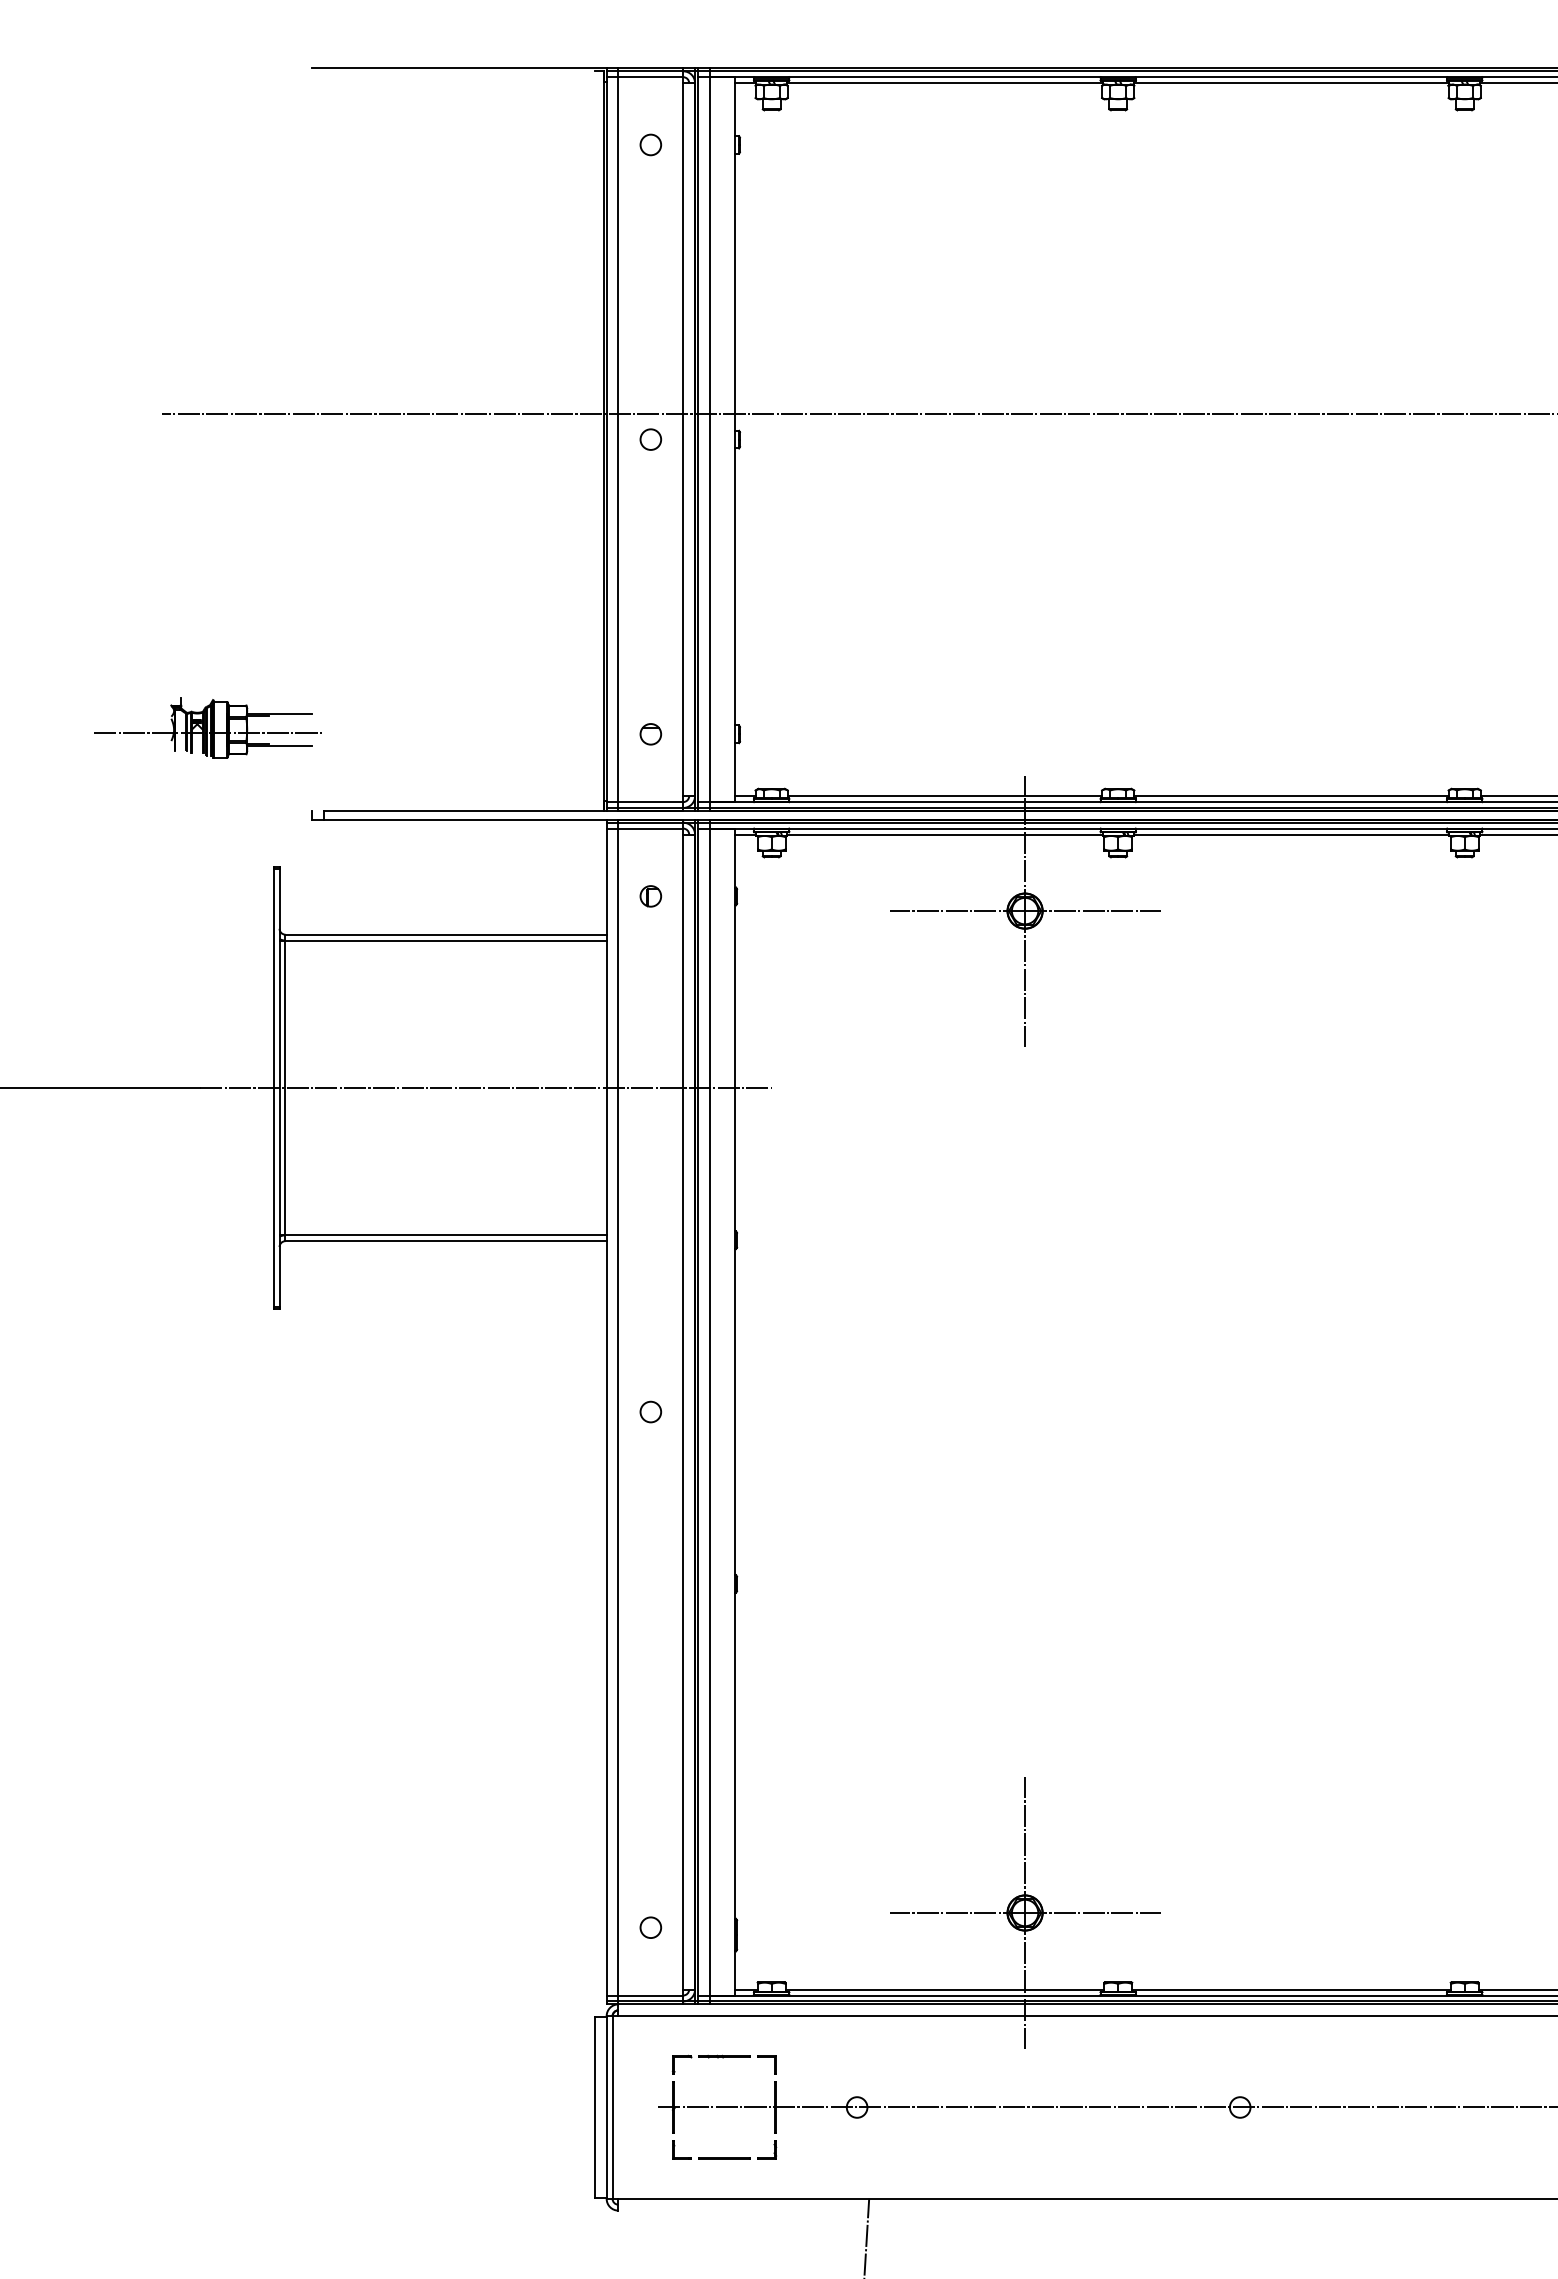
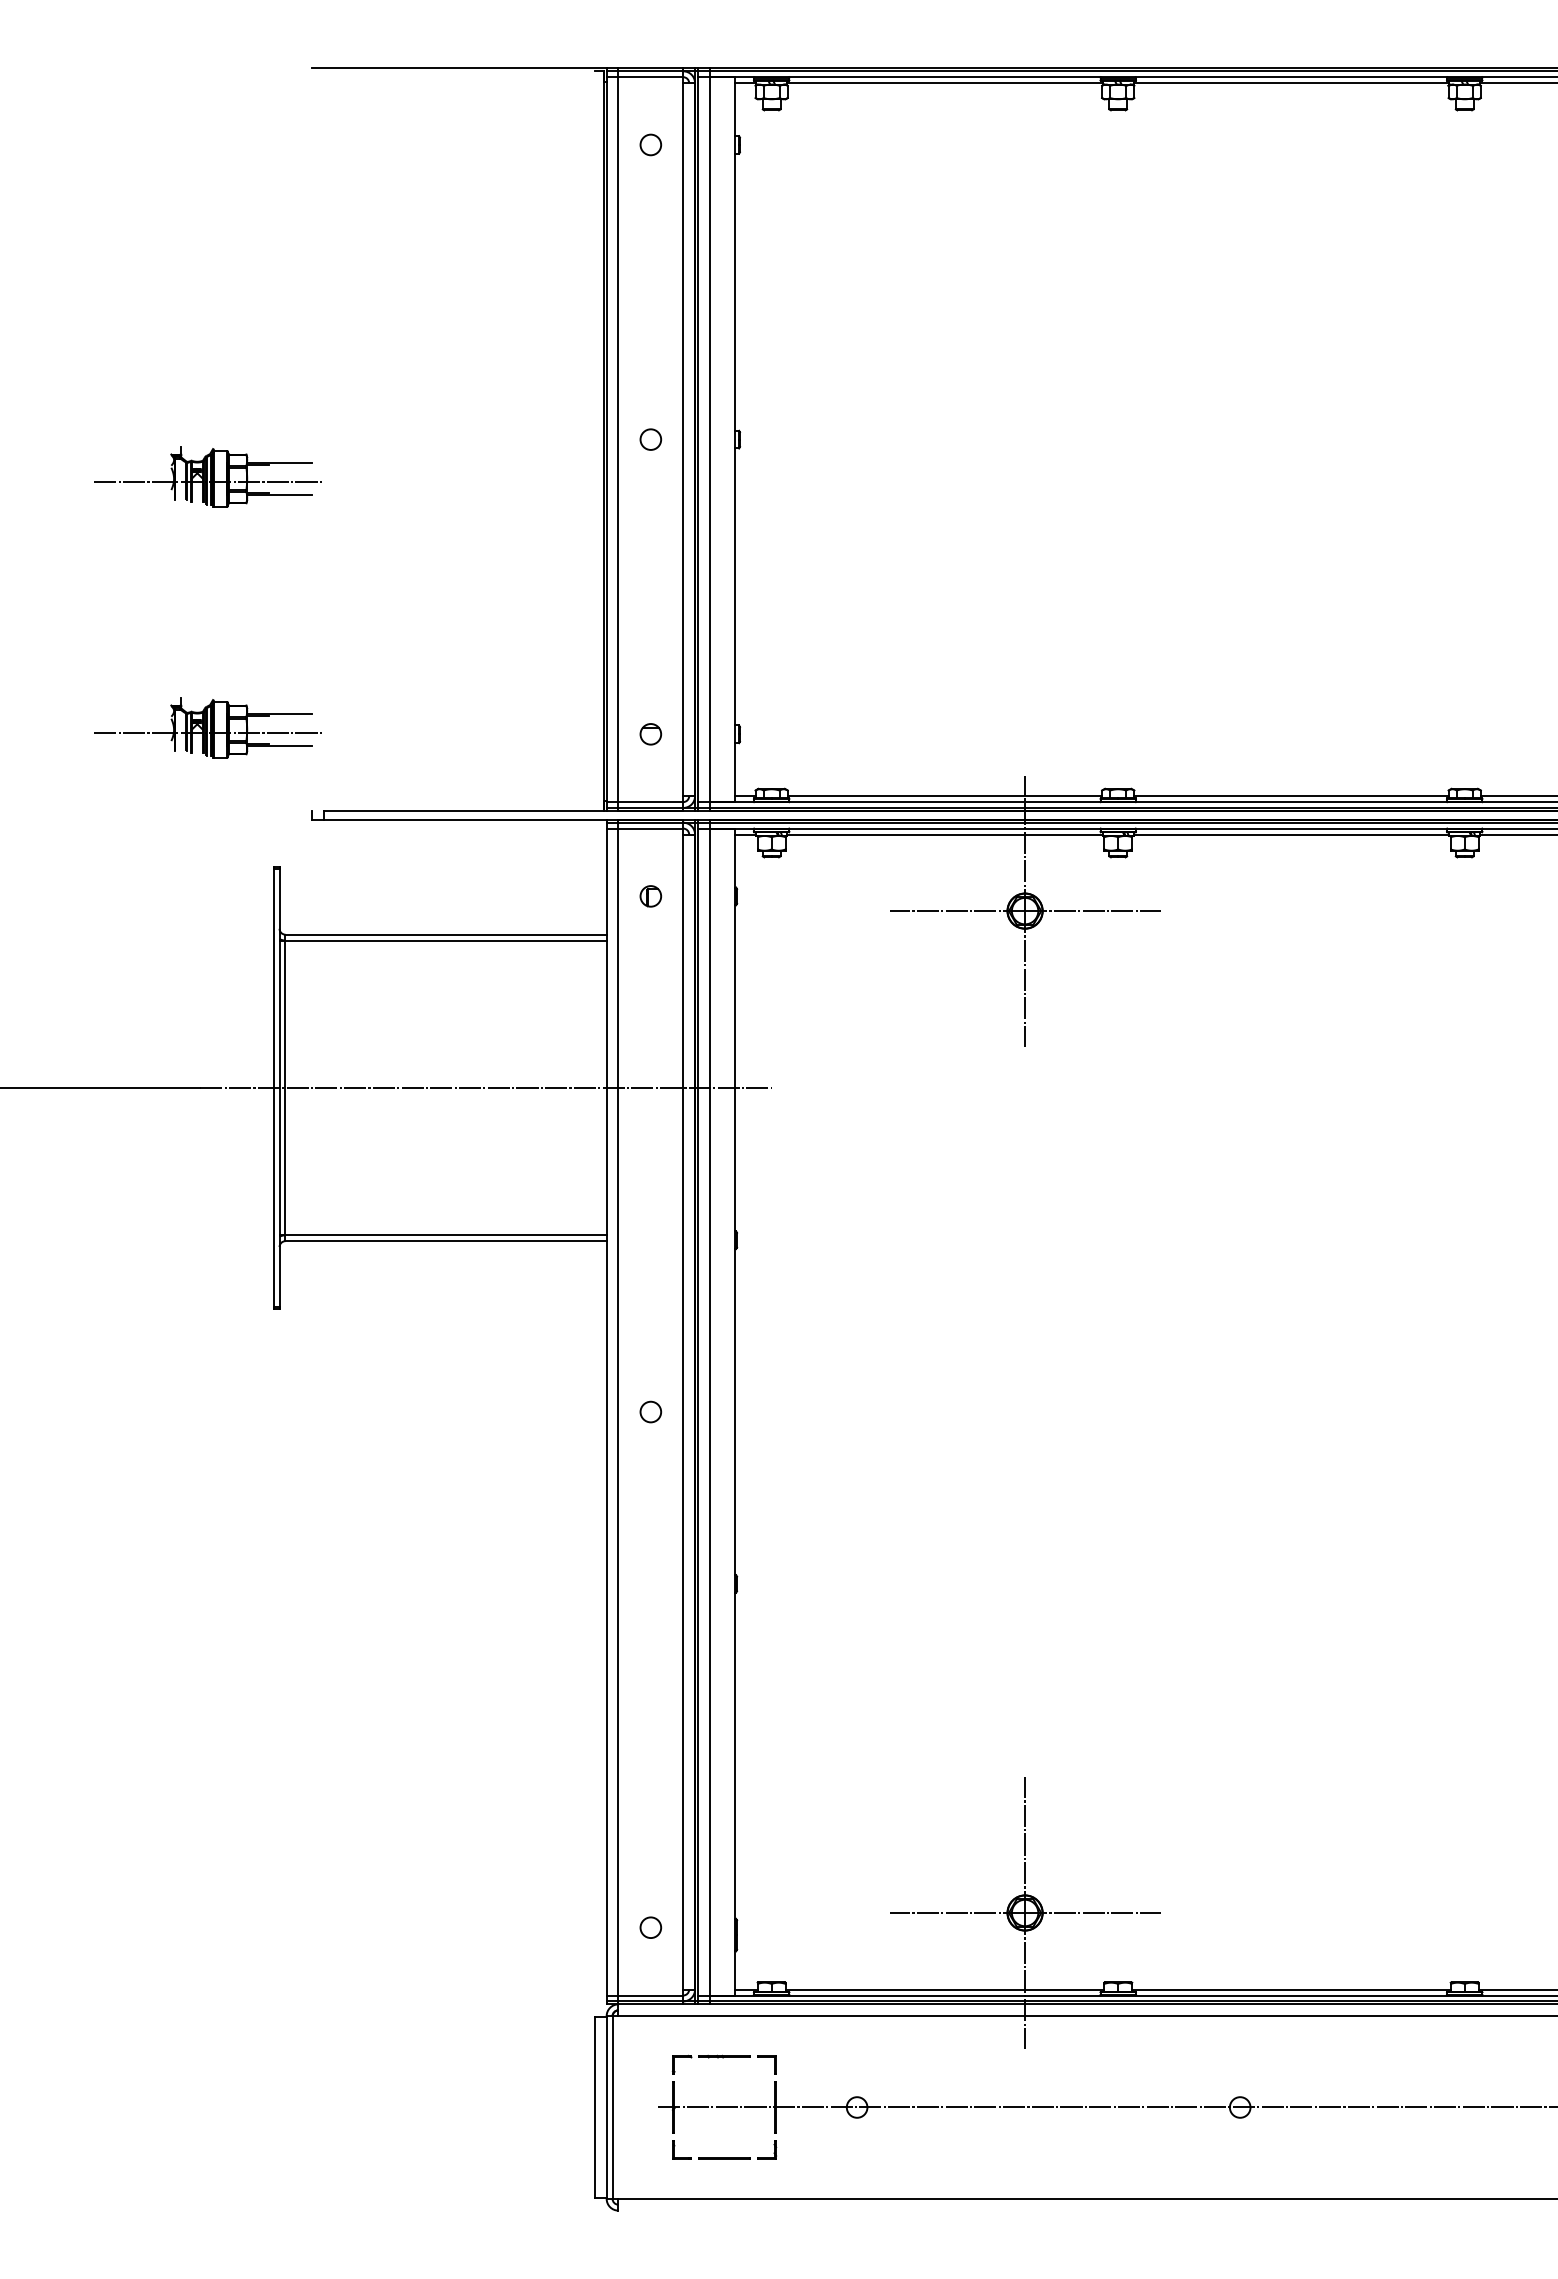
line: present -> none (857, 413)
part: none -> present (207, 476)
line: present -> none (866, 2236)
